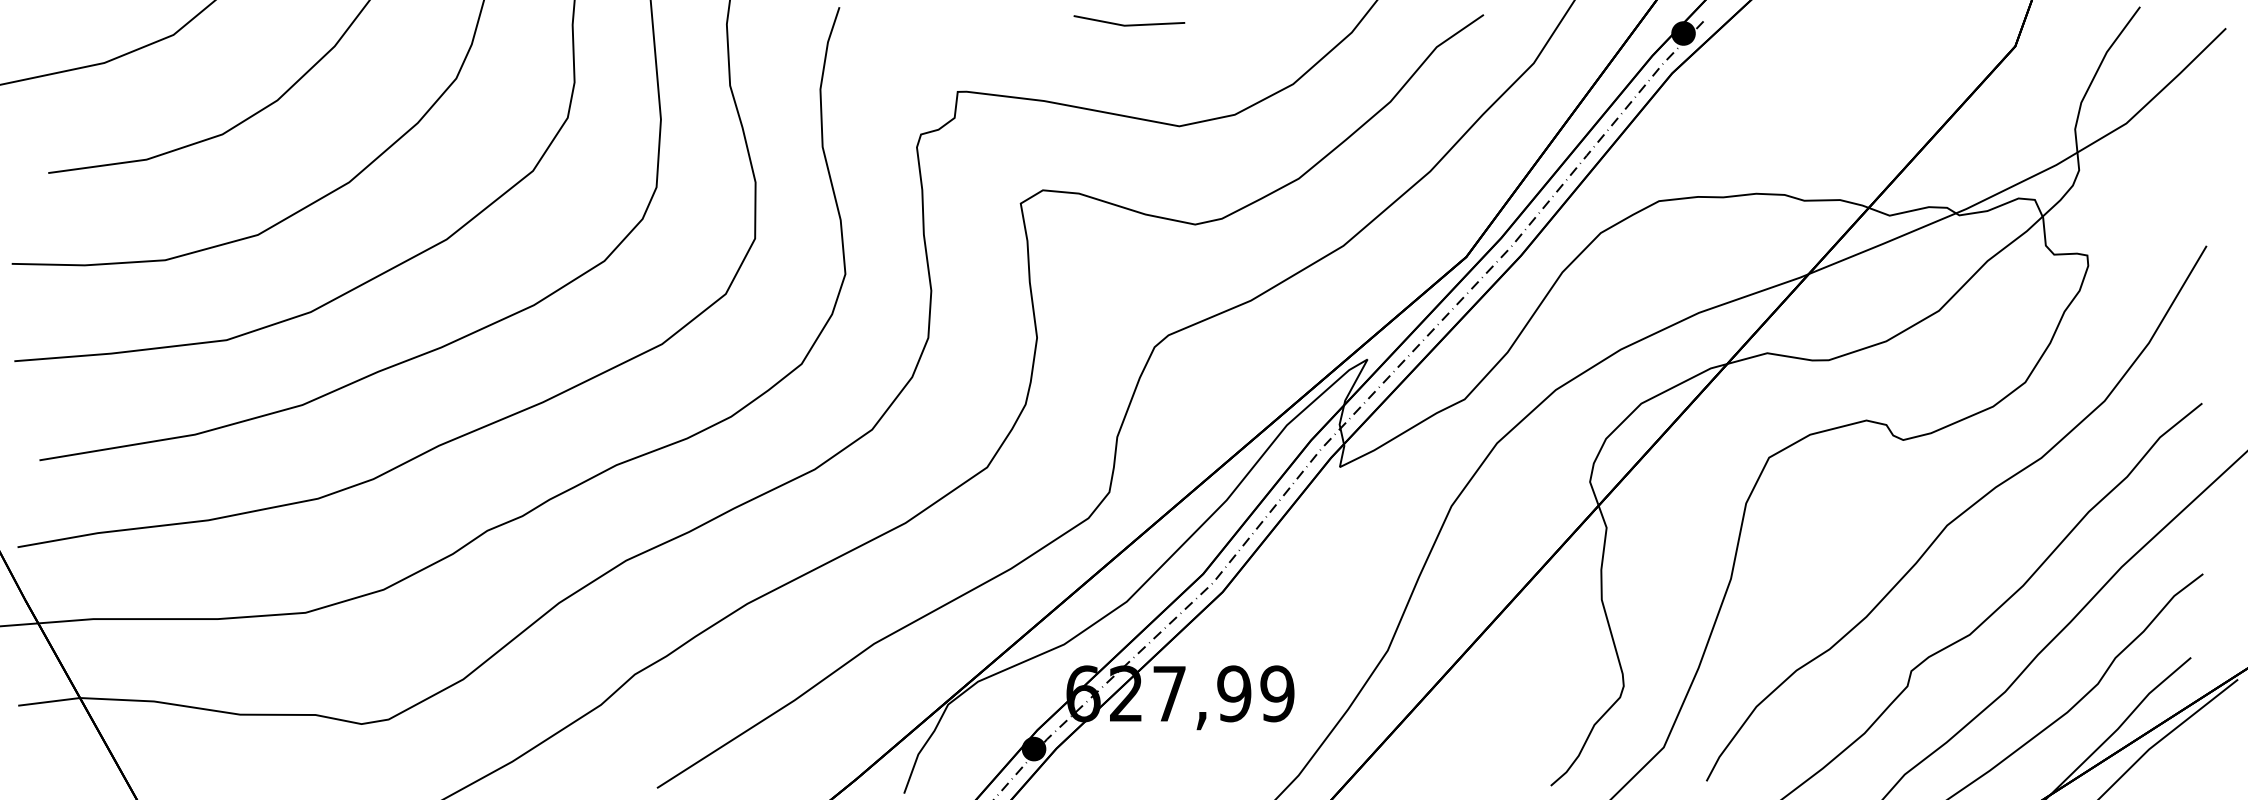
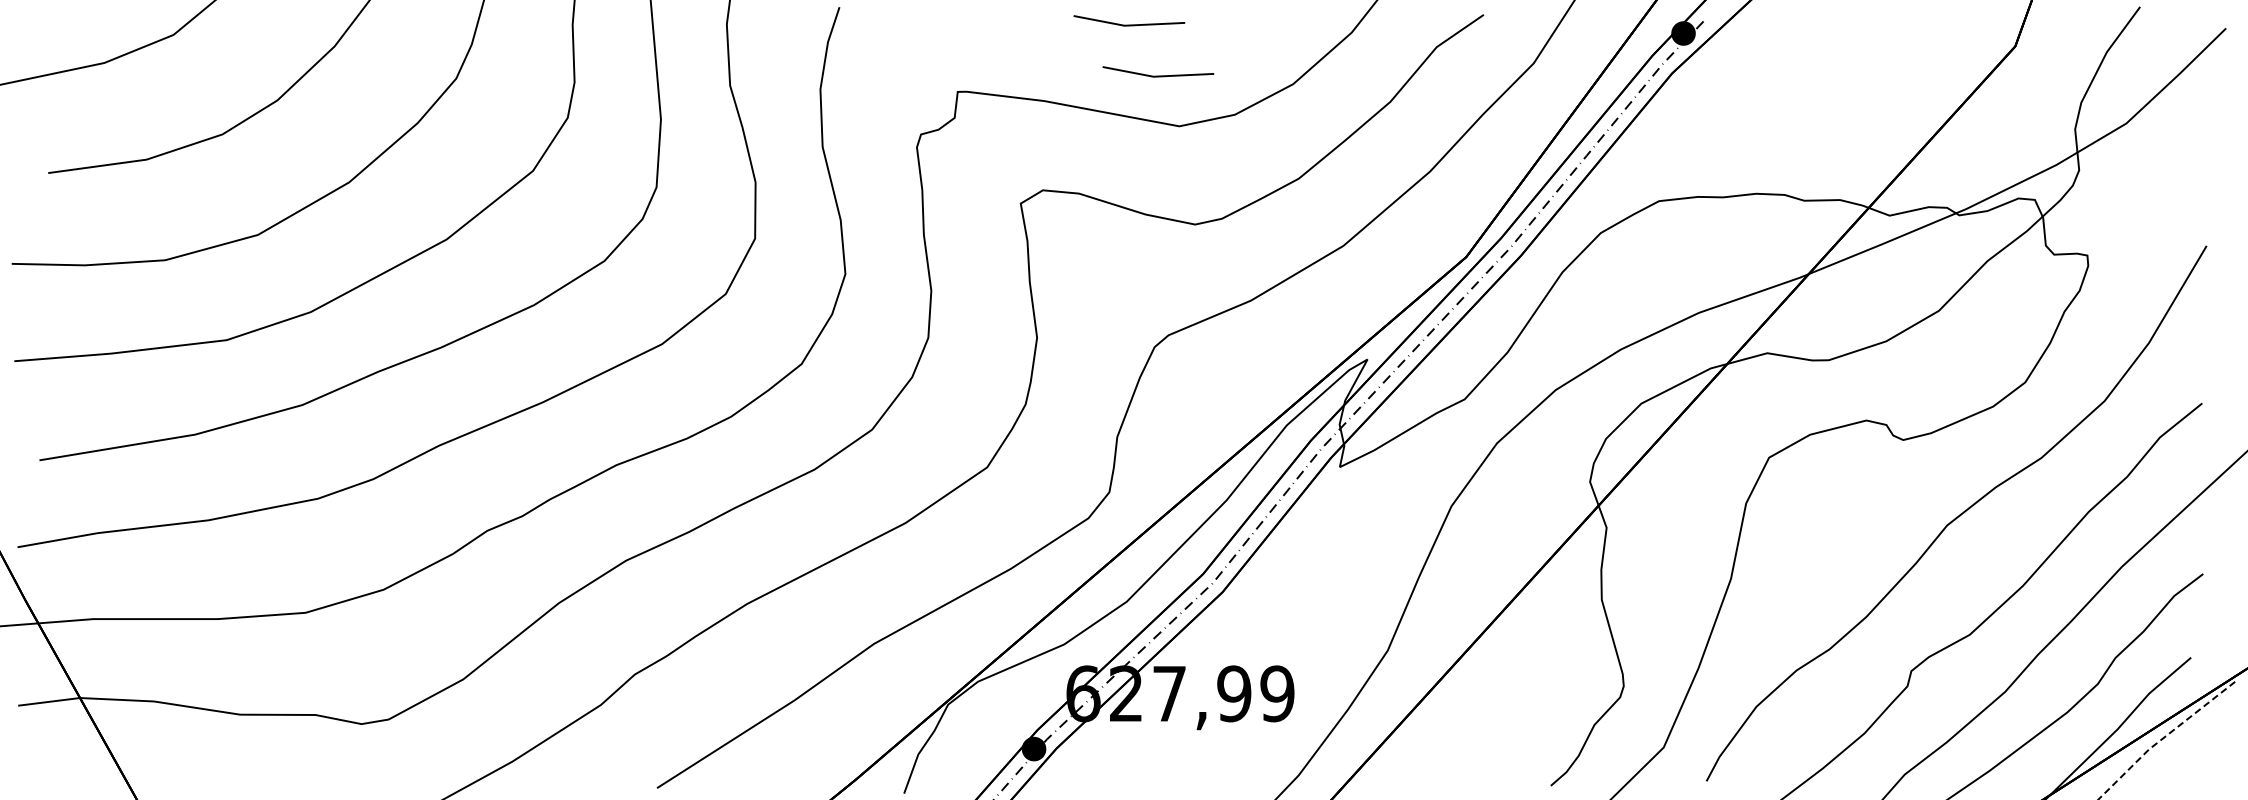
line: none -> present (1158, 75)
line: solid -> dashed (2165, 736)
